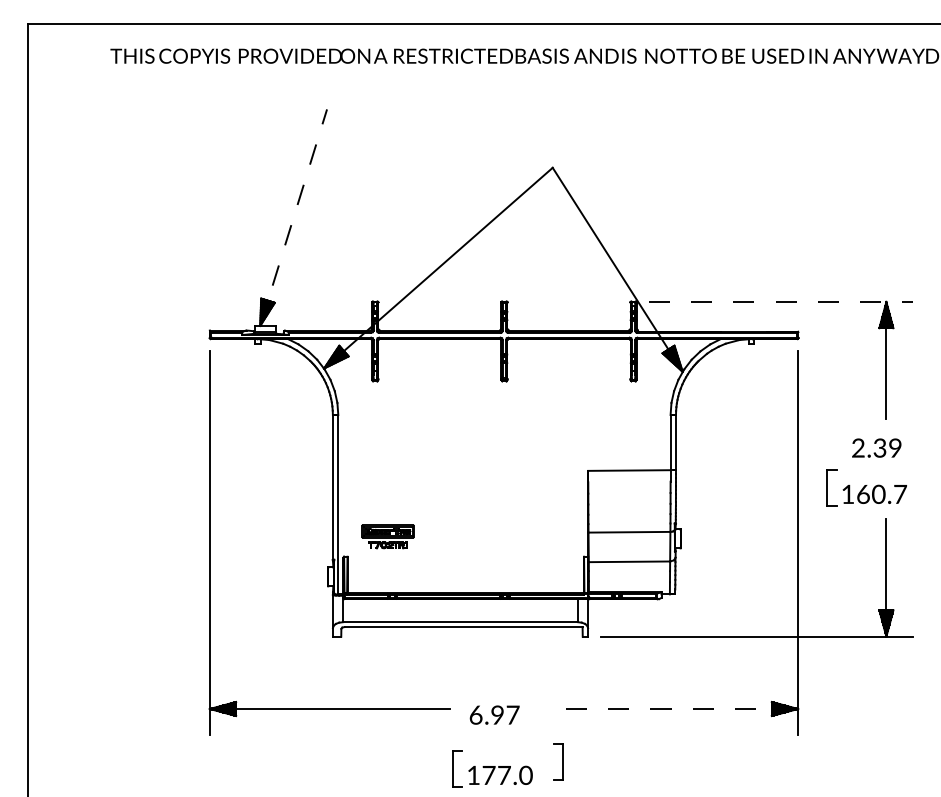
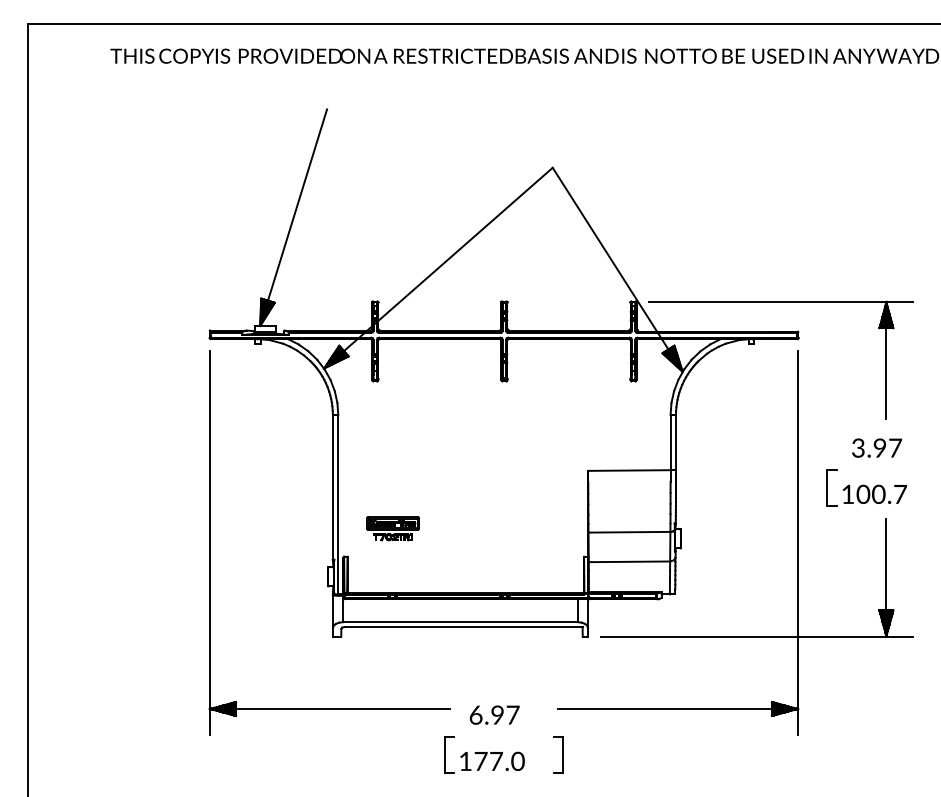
line: dashed -> solid (293, 217)
line: dashed -> solid (780, 301)
text: 2.39 -> 3.97 (877, 447)
text: 160.7 -> 100.7 (863, 493)
part position: (387, 536) -> (392, 528) (392, 528)
line: dashed -> solid (677, 709)
part position: (558, 761) -> (558, 754) (558, 754)
part position: (492, 768) -> (484, 754) (484, 754)
